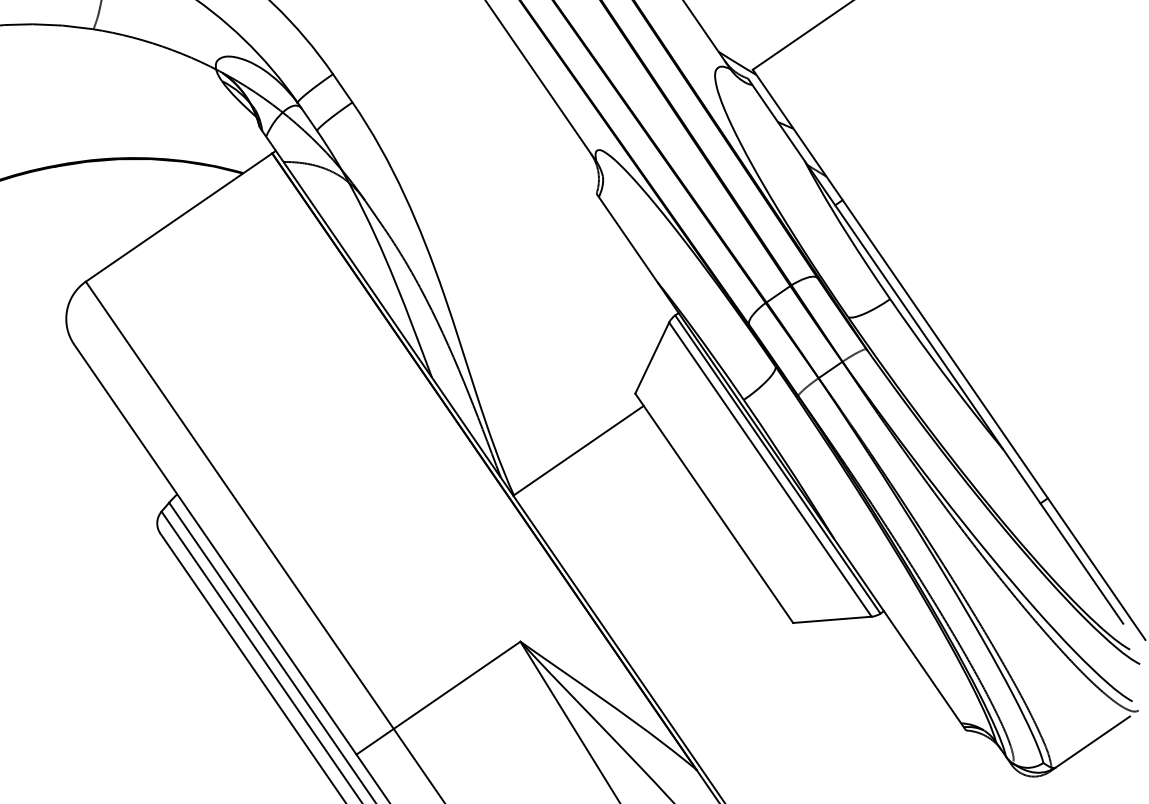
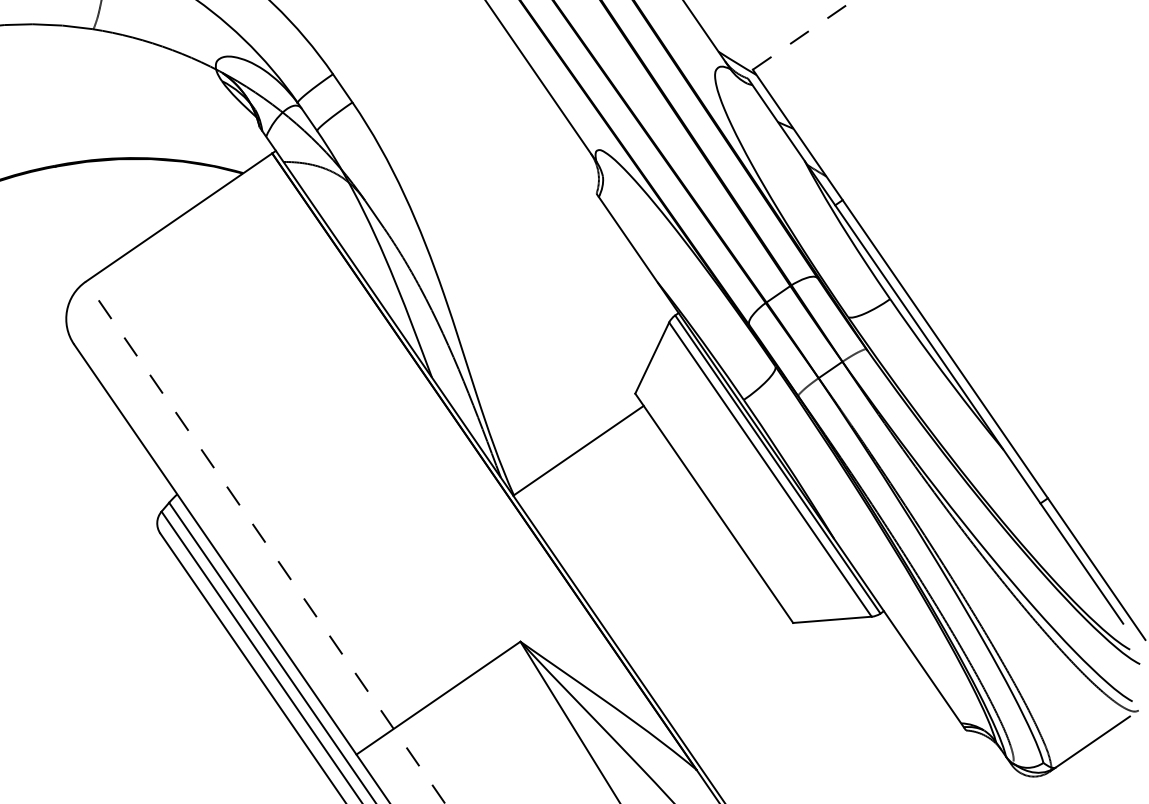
line: solid -> dashed (803, 34)
line: solid -> dashed (265, 542)
